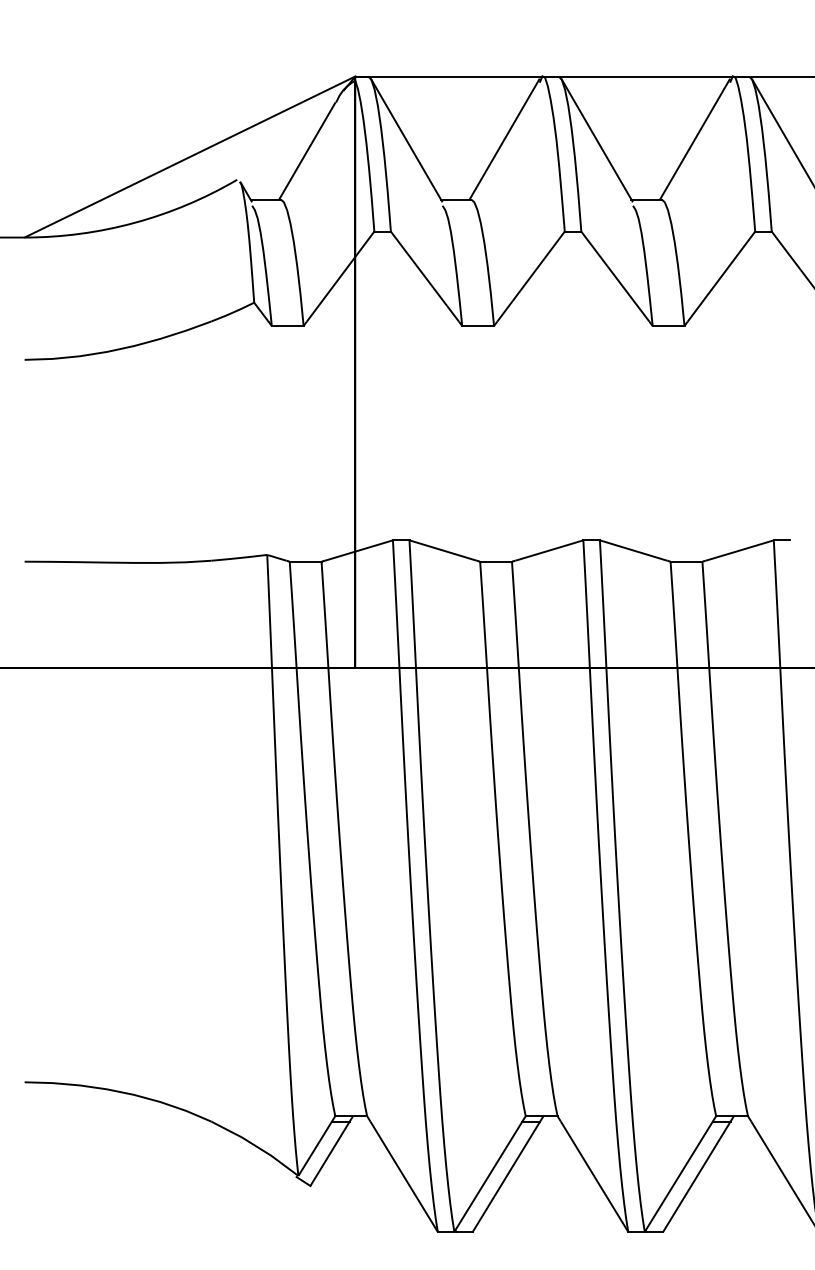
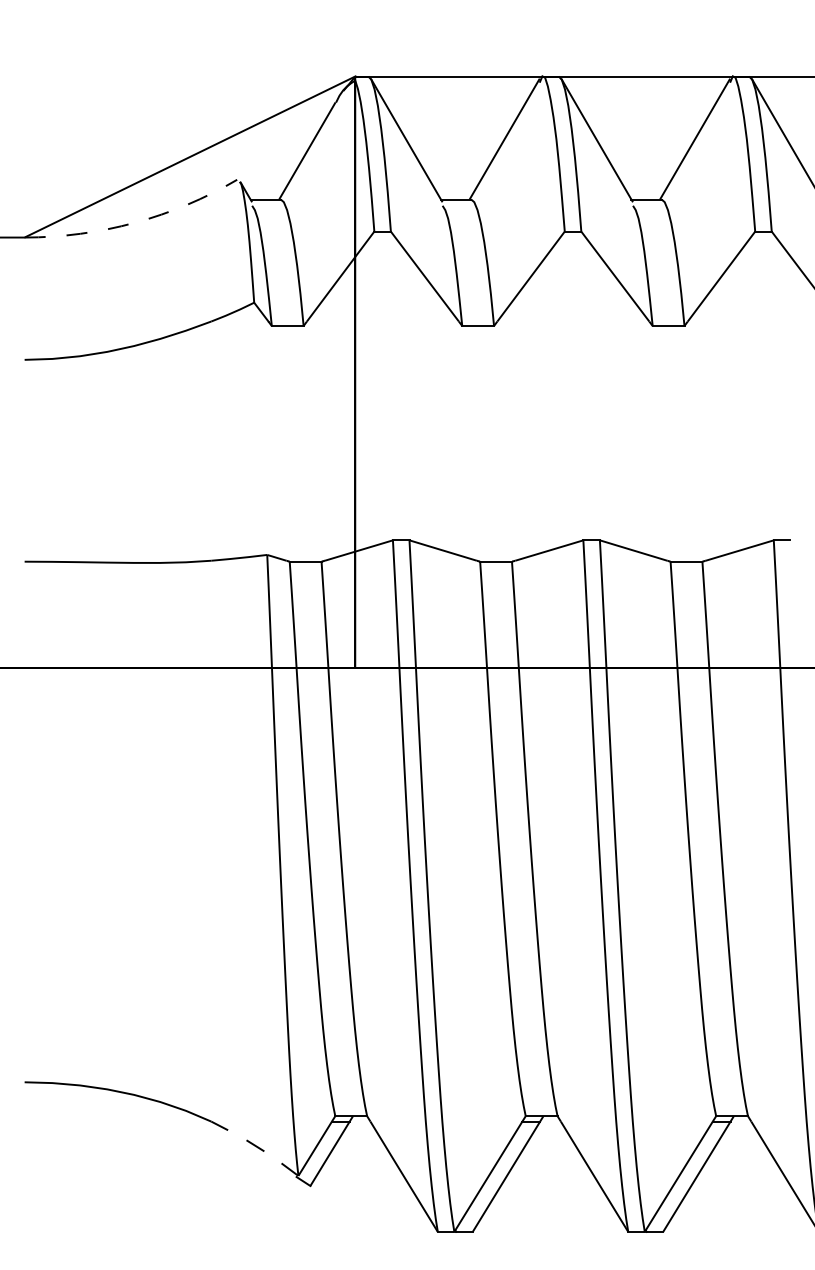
arc: solid -> dashed (134, 222)
line: solid -> dashed (256, 1146)
